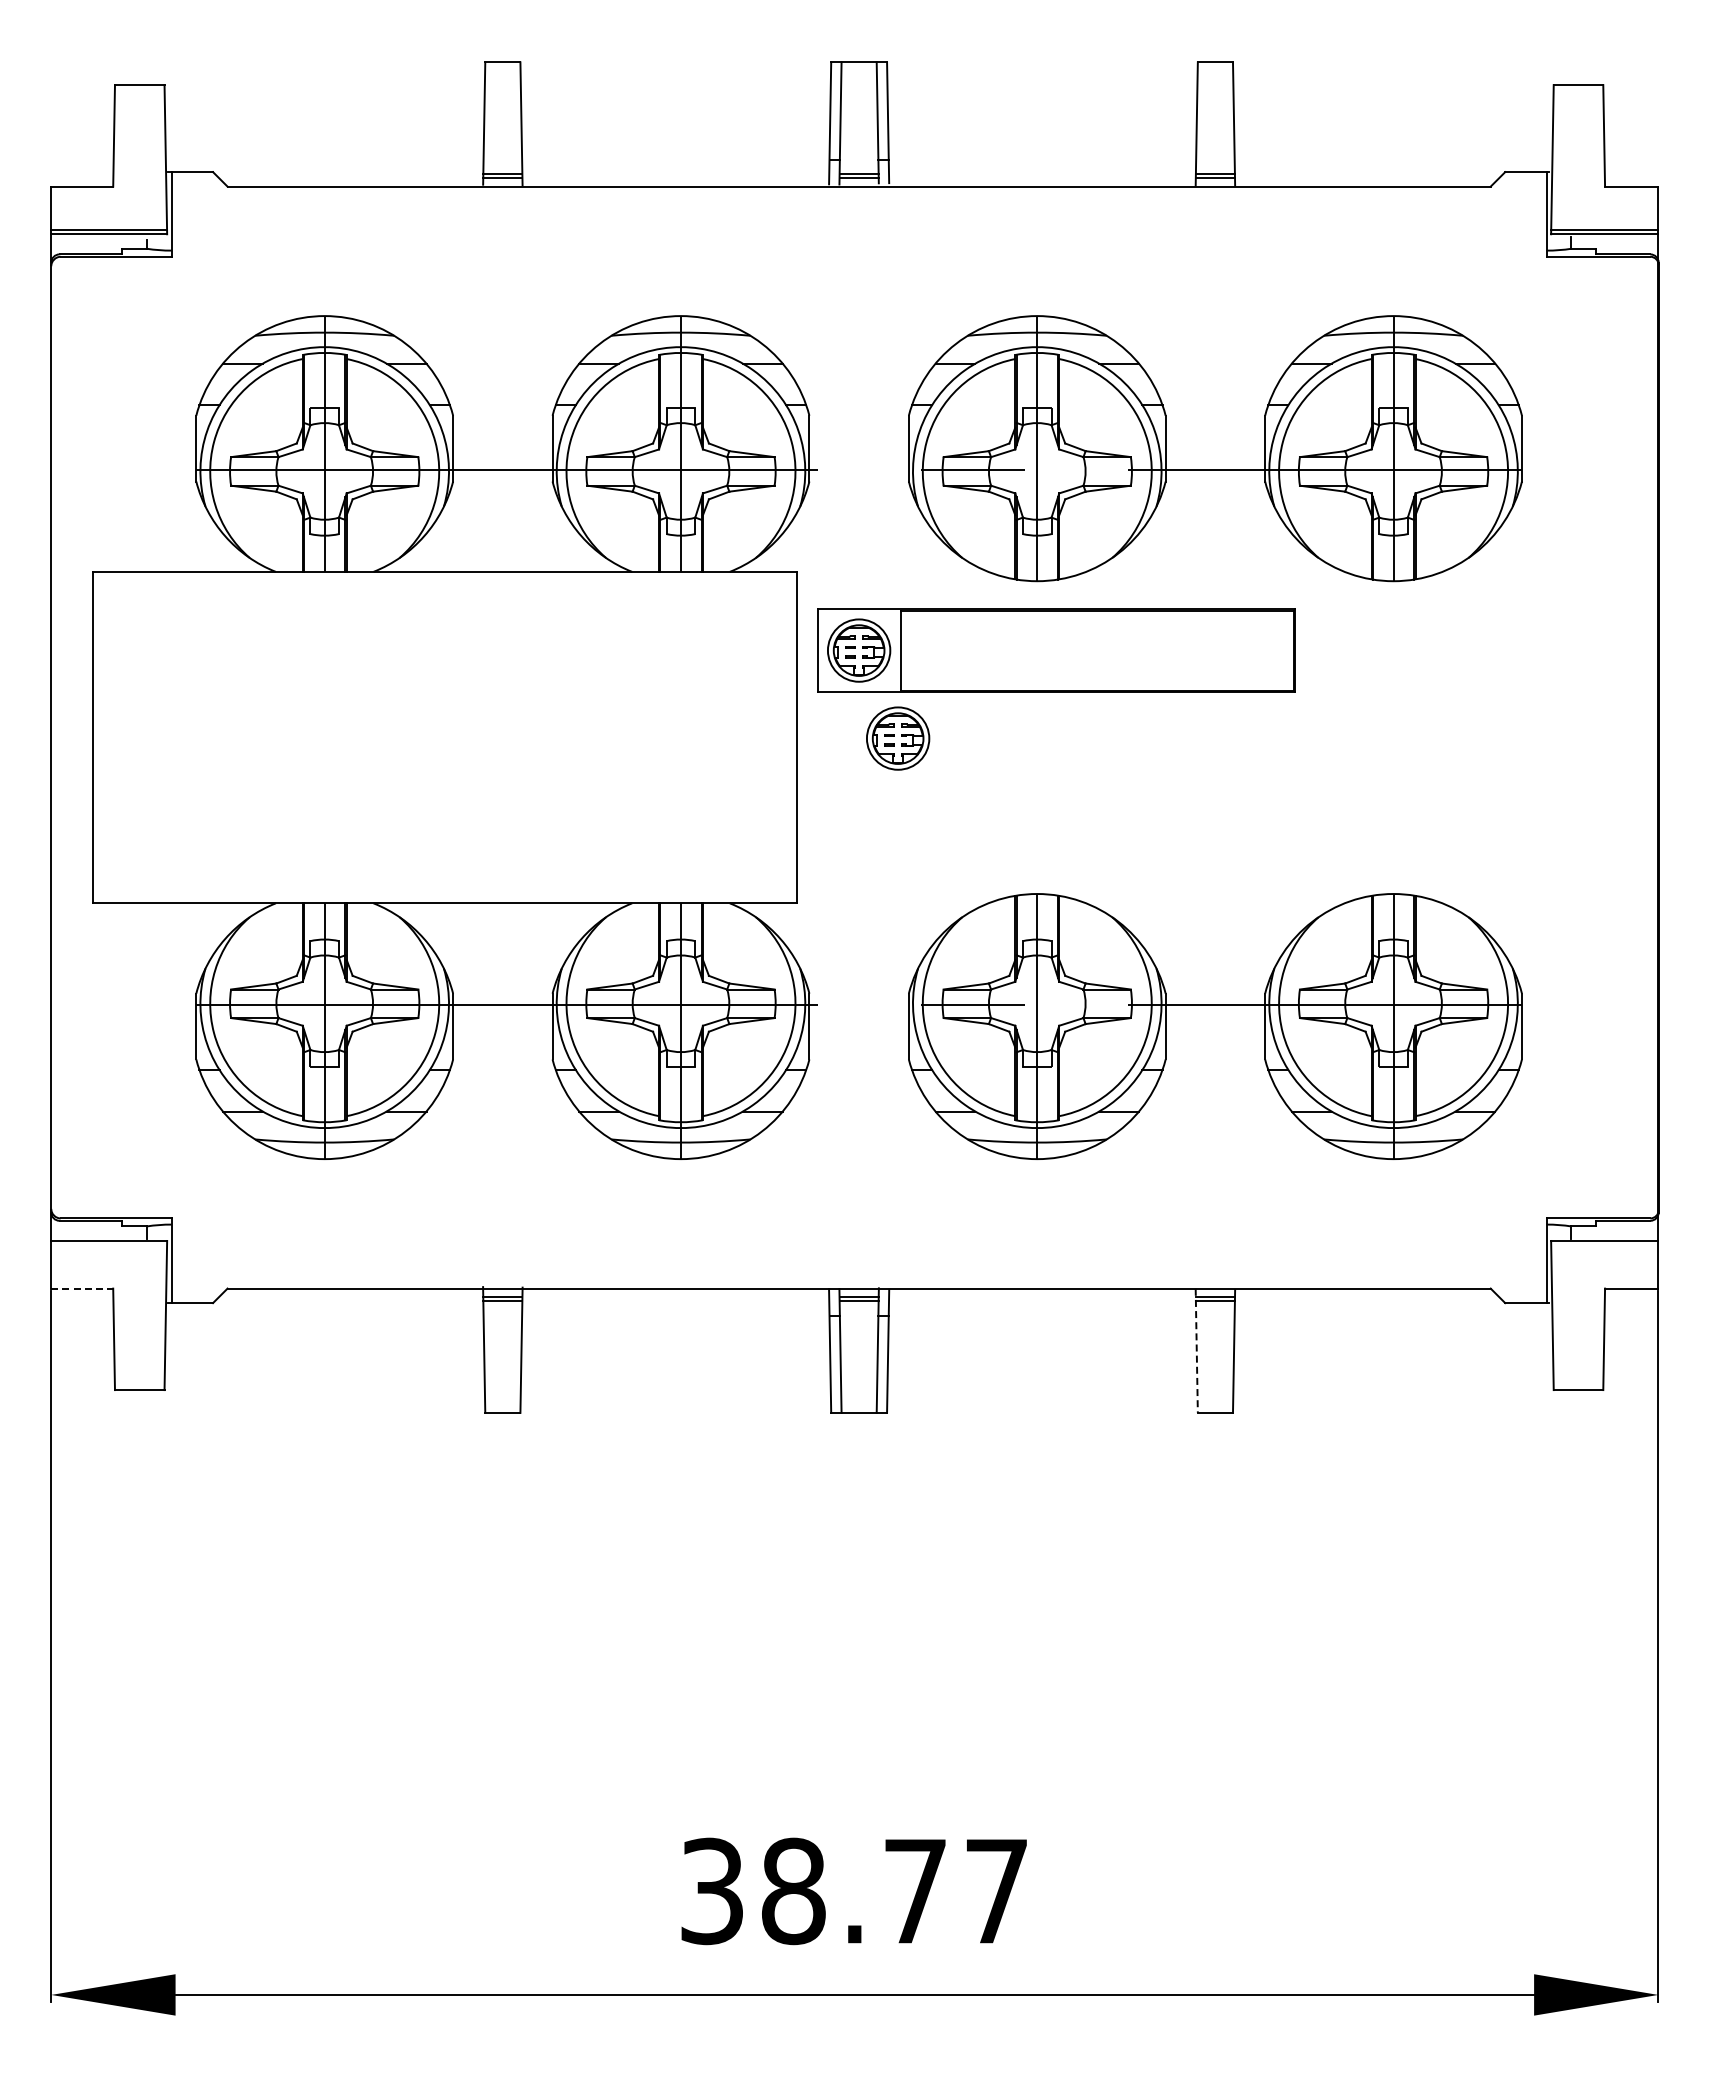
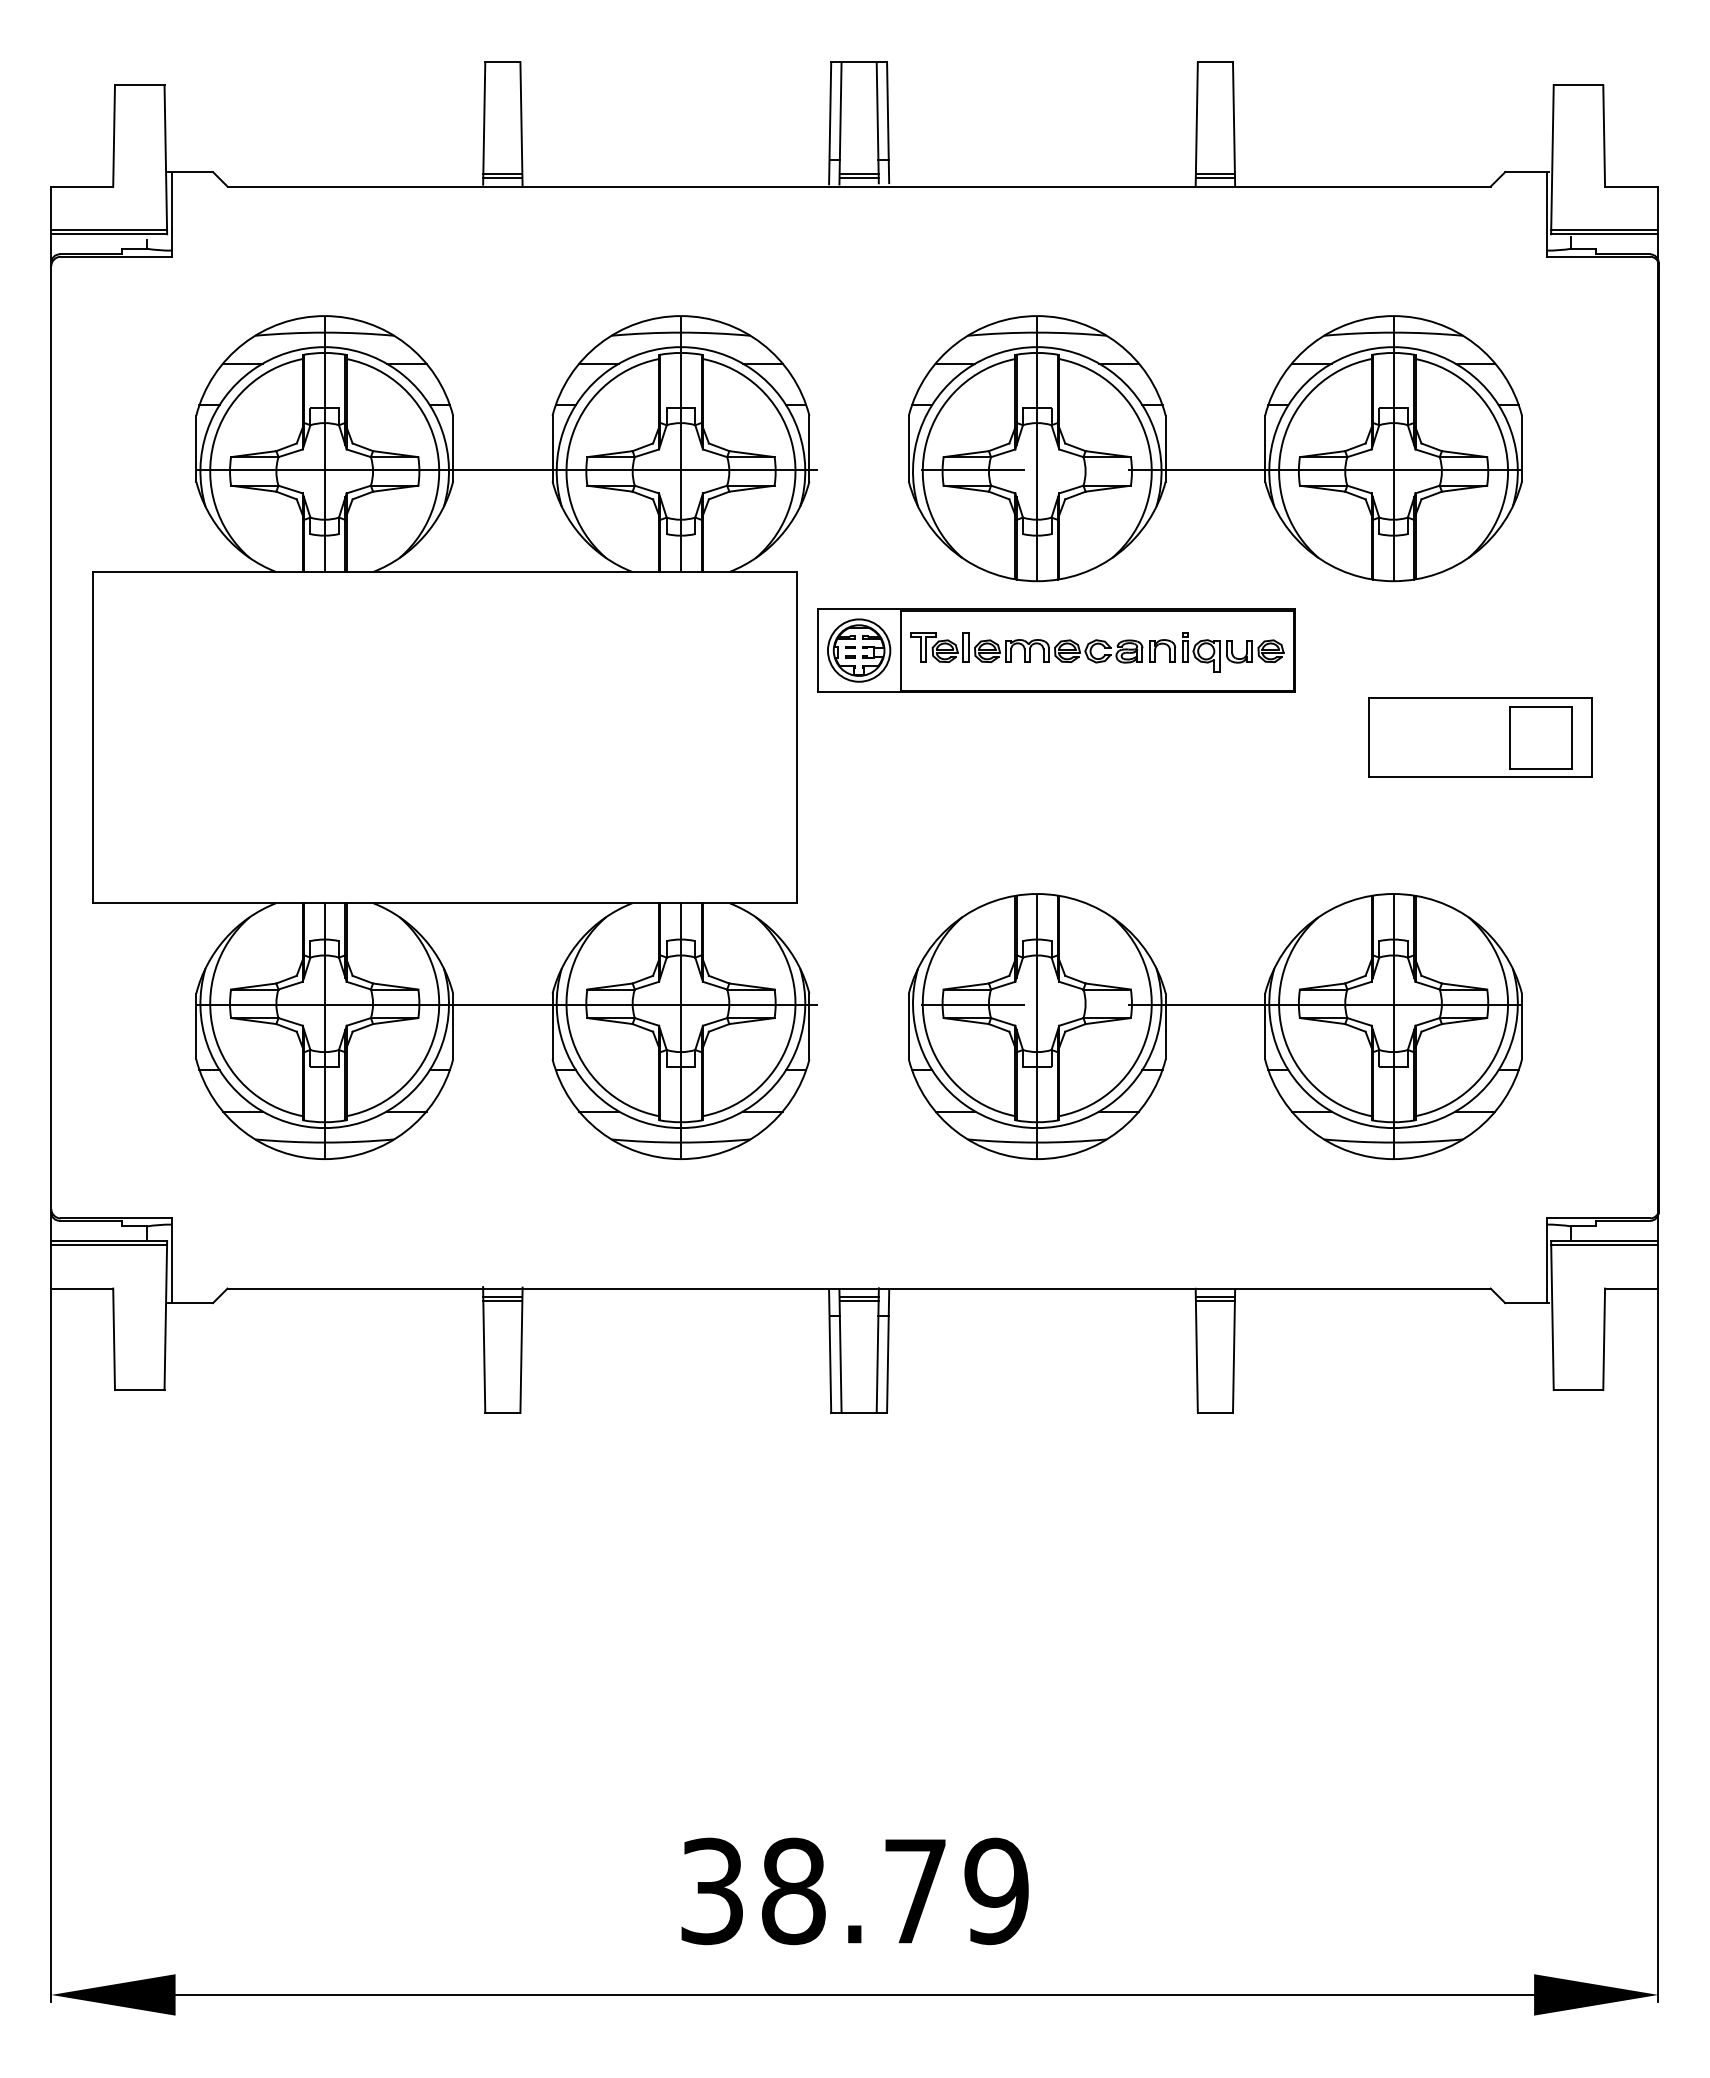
part: none -> present (1097, 652)
part: none -> present (1480, 737)
part: present -> none (898, 738)
line: none -> present (109, 1245)
line: none -> present (1604, 1245)
line: dashed -> solid (82, 1288)
line: dashed -> solid (1196, 1351)
text: 38.77 -> 38.79 (996, 1891)
